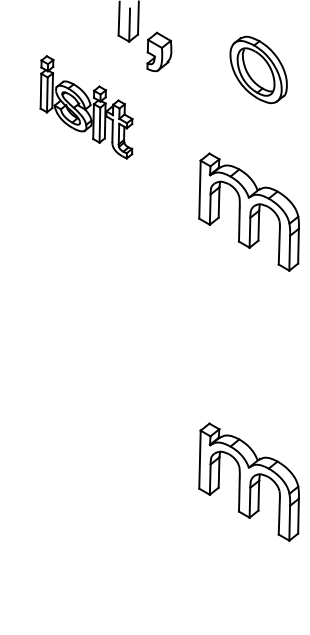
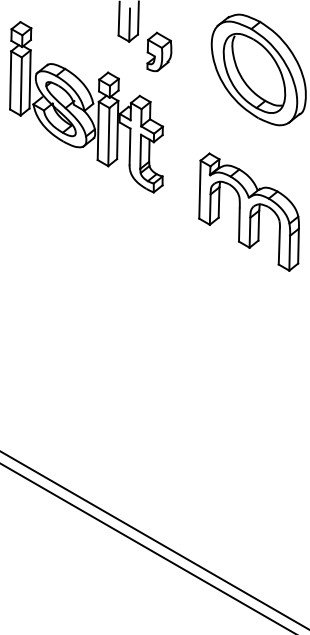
part size: 59x70 px -> 97x114 px (258, 69)
part size: 95x105 px -> 155x173 px (86, 107)
part: present -> none (248, 481)
line: none -> present (154, 540)
line: none -> present (146, 547)
